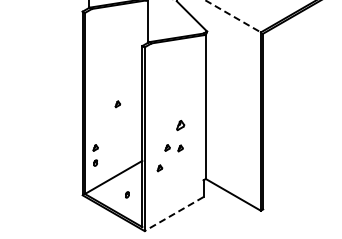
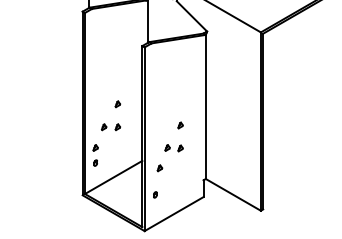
line: dashed -> solid (233, 16)
part size: 10x12 px -> 7x9 px (180, 125)
part: none -> present (110, 127)
part position: (127, 194) -> (155, 194) (155, 194)
line: dashed -> solid (173, 214)
